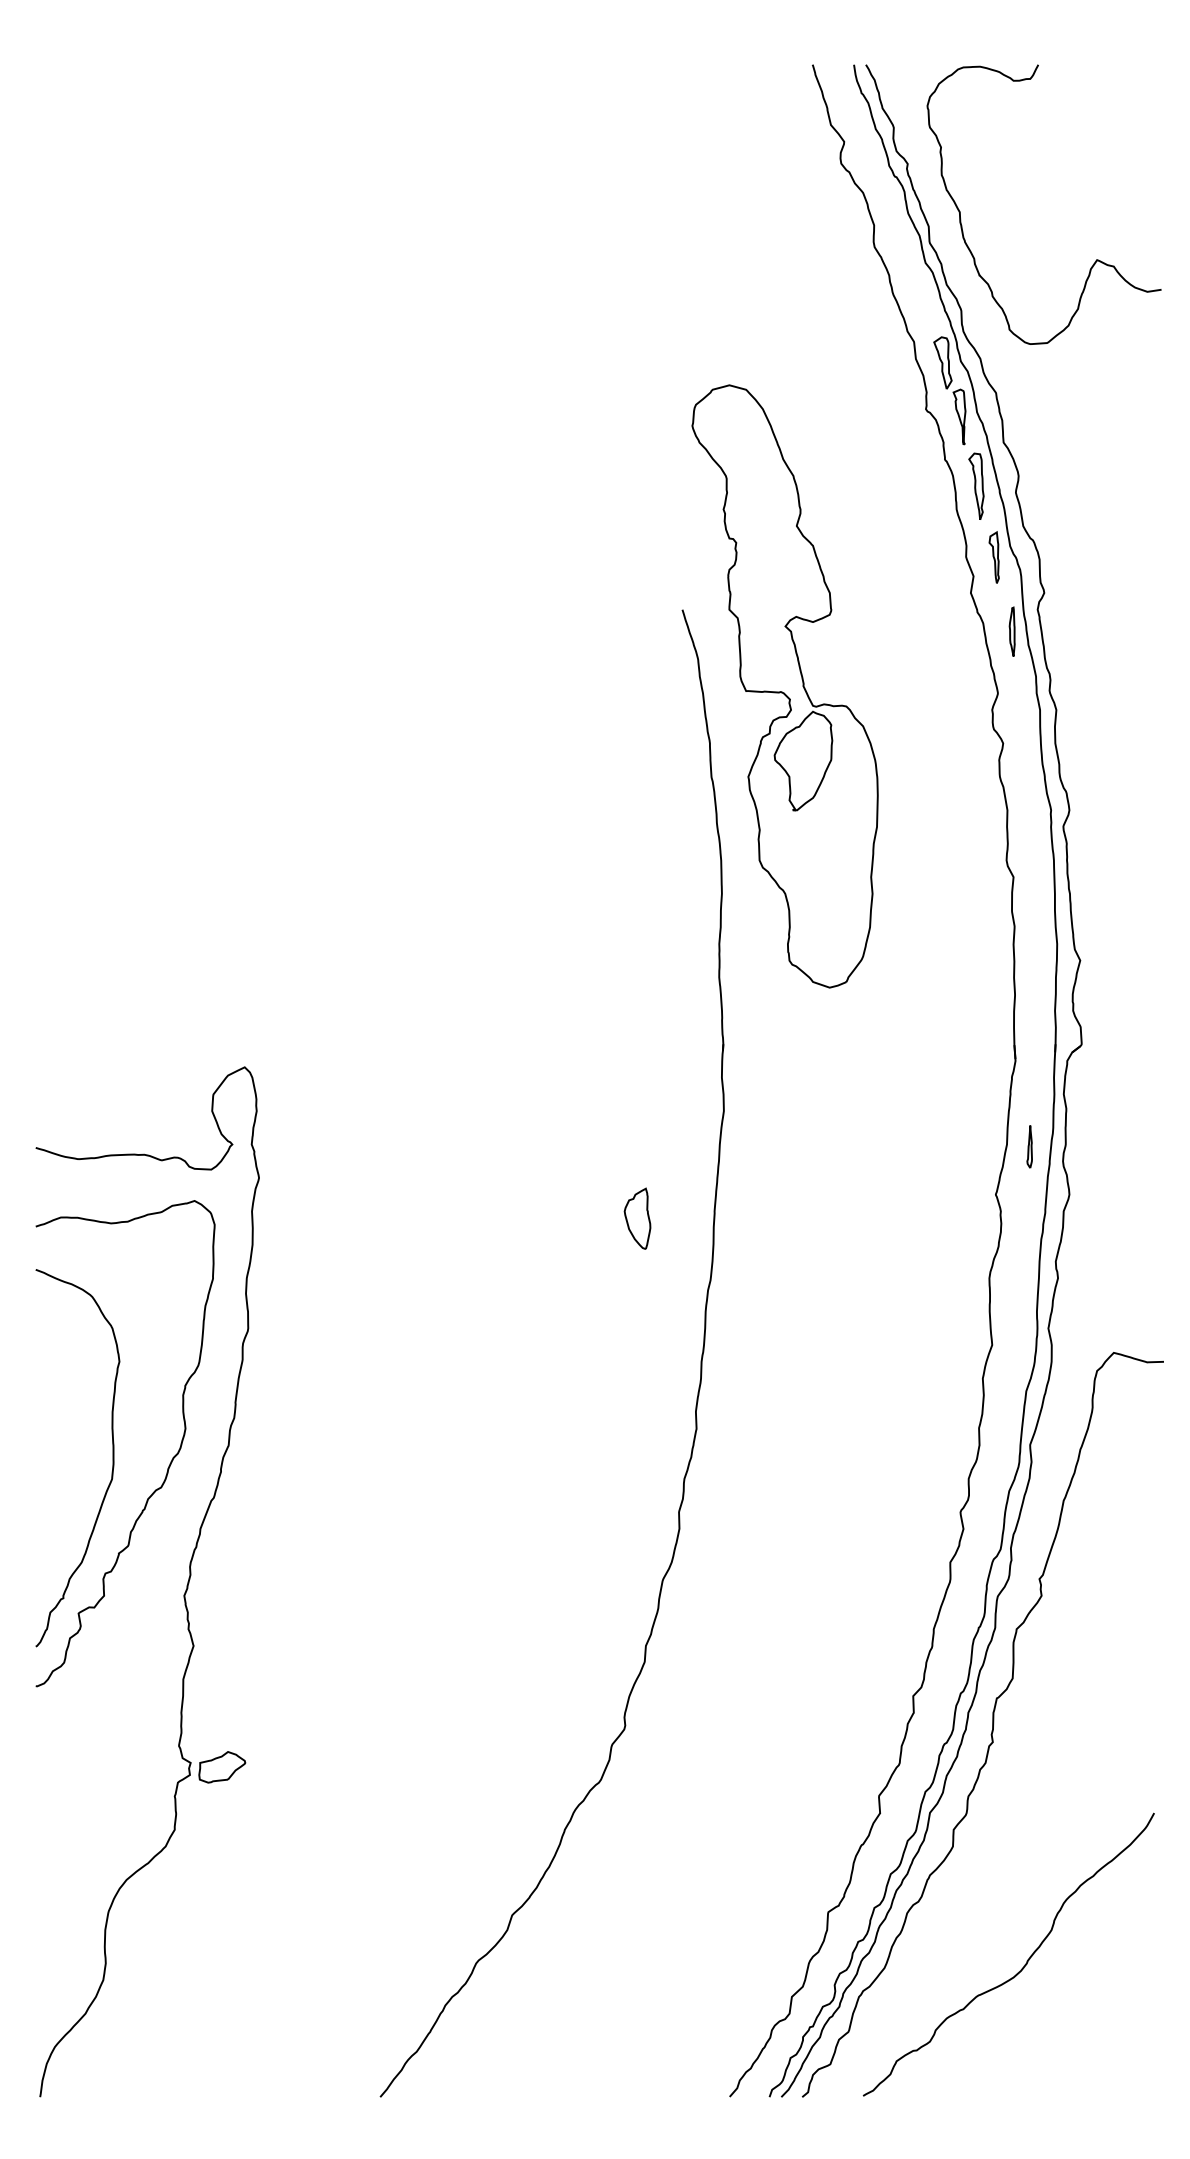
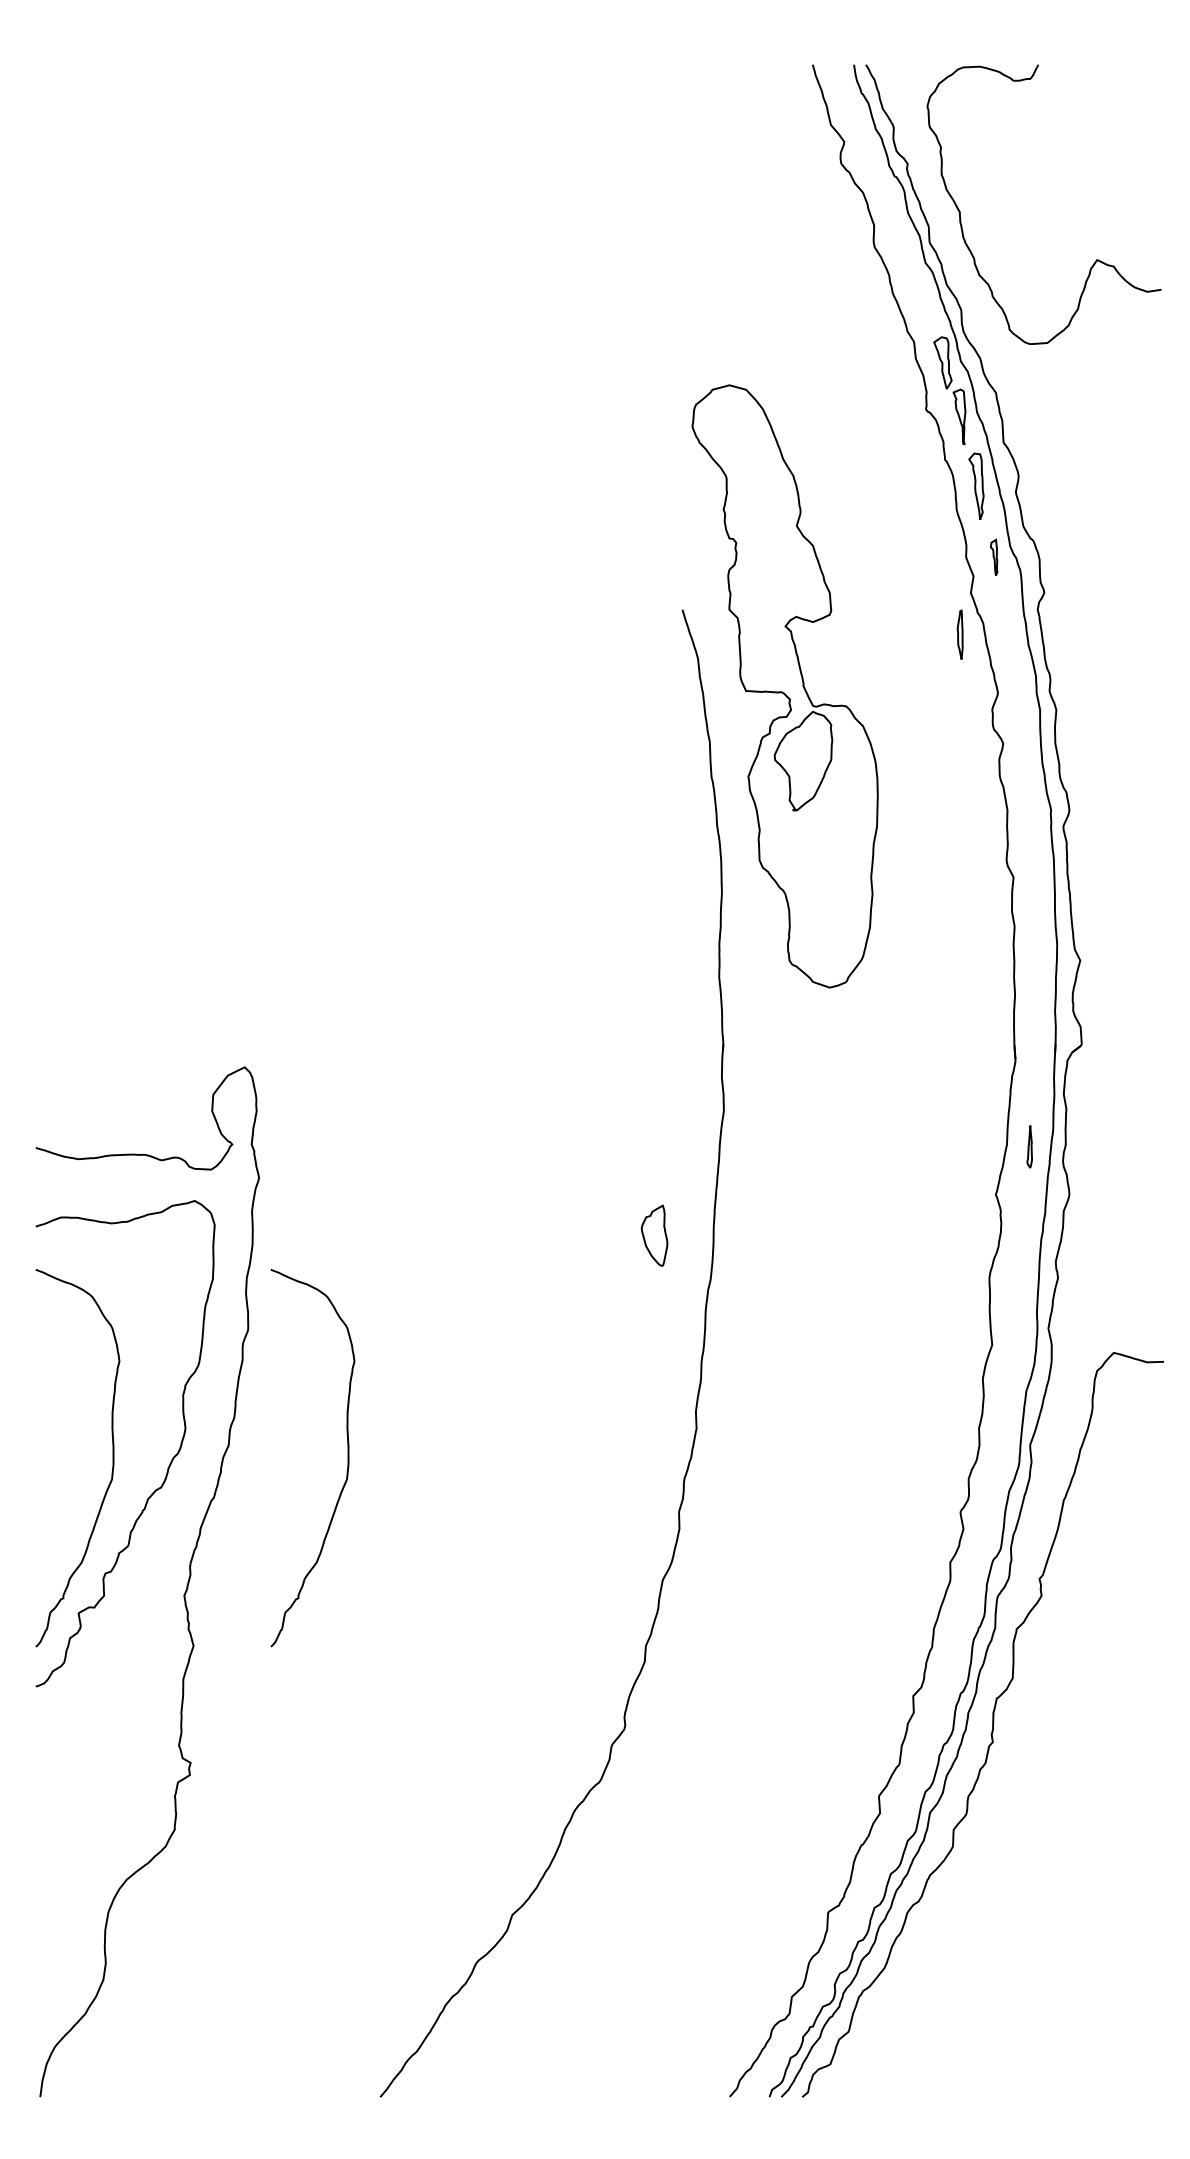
part size: 12x53 px -> 9x38 px (994, 556)
part position: (1011, 631) -> (959, 634) (959, 634)
part position: (637, 1218) -> (654, 1235) (654, 1235)
curve: none -> present (347, 1458)
part: present -> none (222, 1767)
curve: present -> none (1024, 1964)
